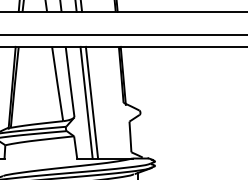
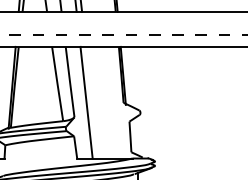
line: solid -> dashed (124, 35)
line: present -> none (91, 102)
